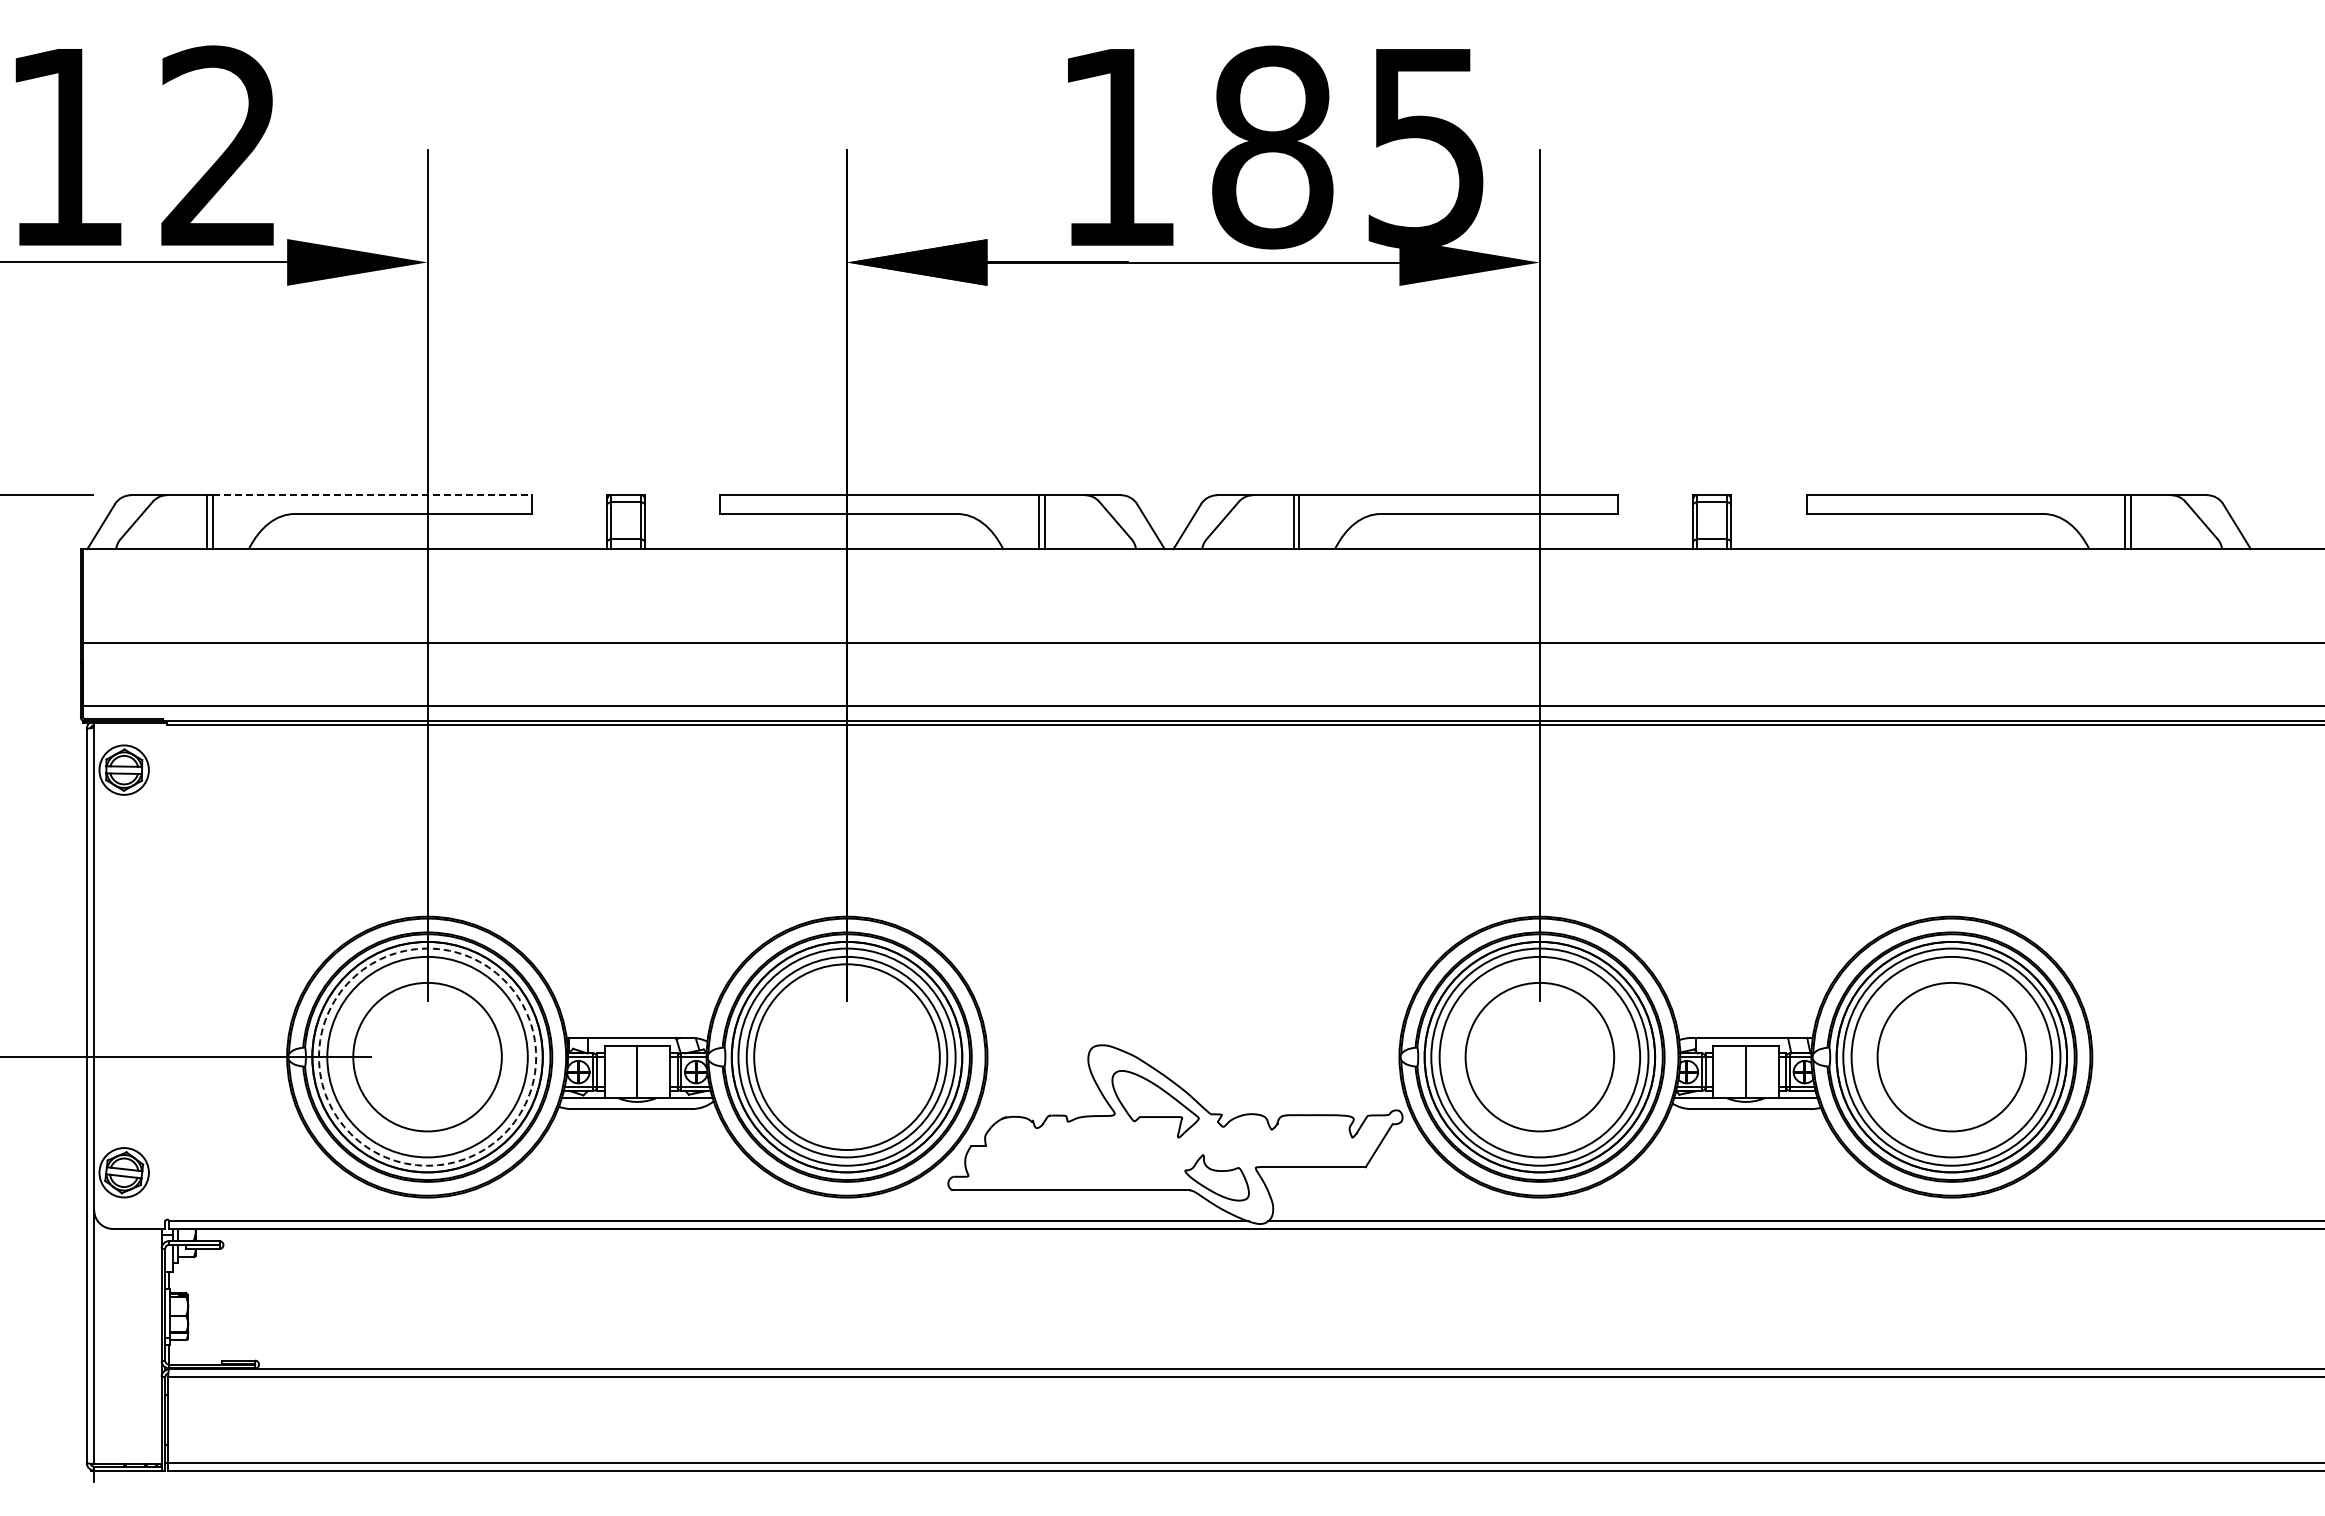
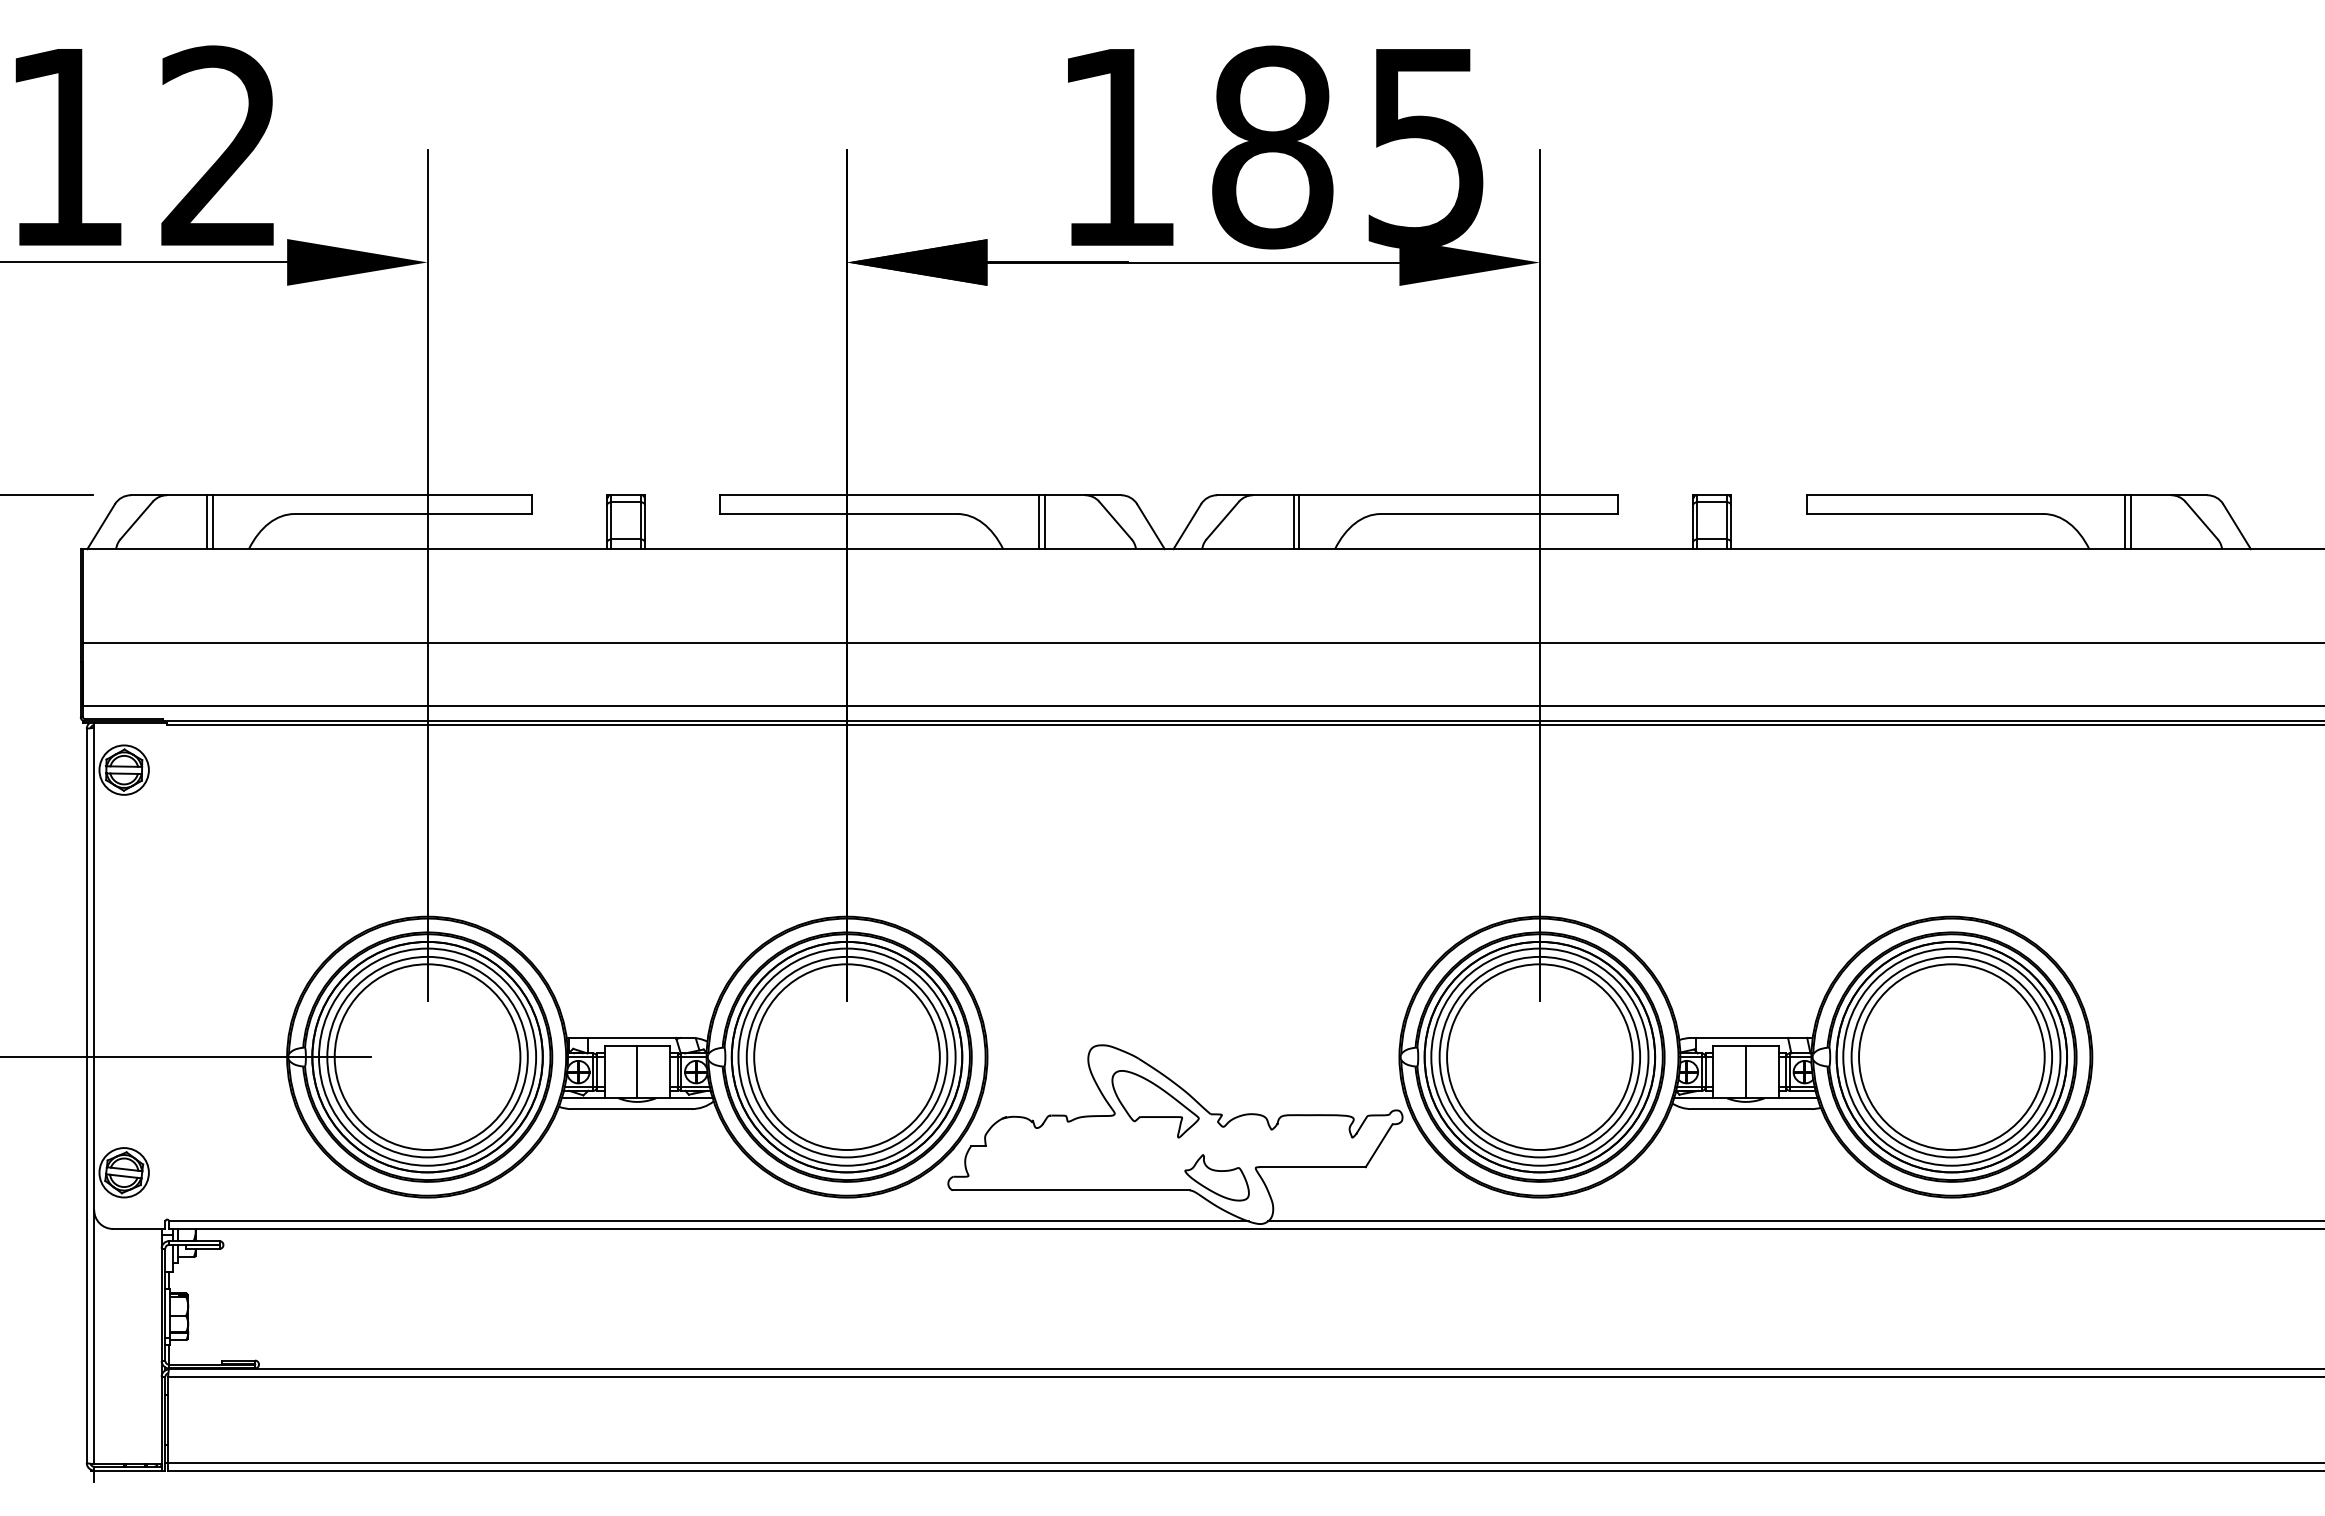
line: dashed -> solid (372, 495)
circle diameter: 149 px -> 186 px (427, 1057)
circle: dashed -> solid (427, 1056)
circle diameter: 149 px -> 186 px (1539, 1057)
circle diameter: 149 px -> 186 px (1951, 1057)
